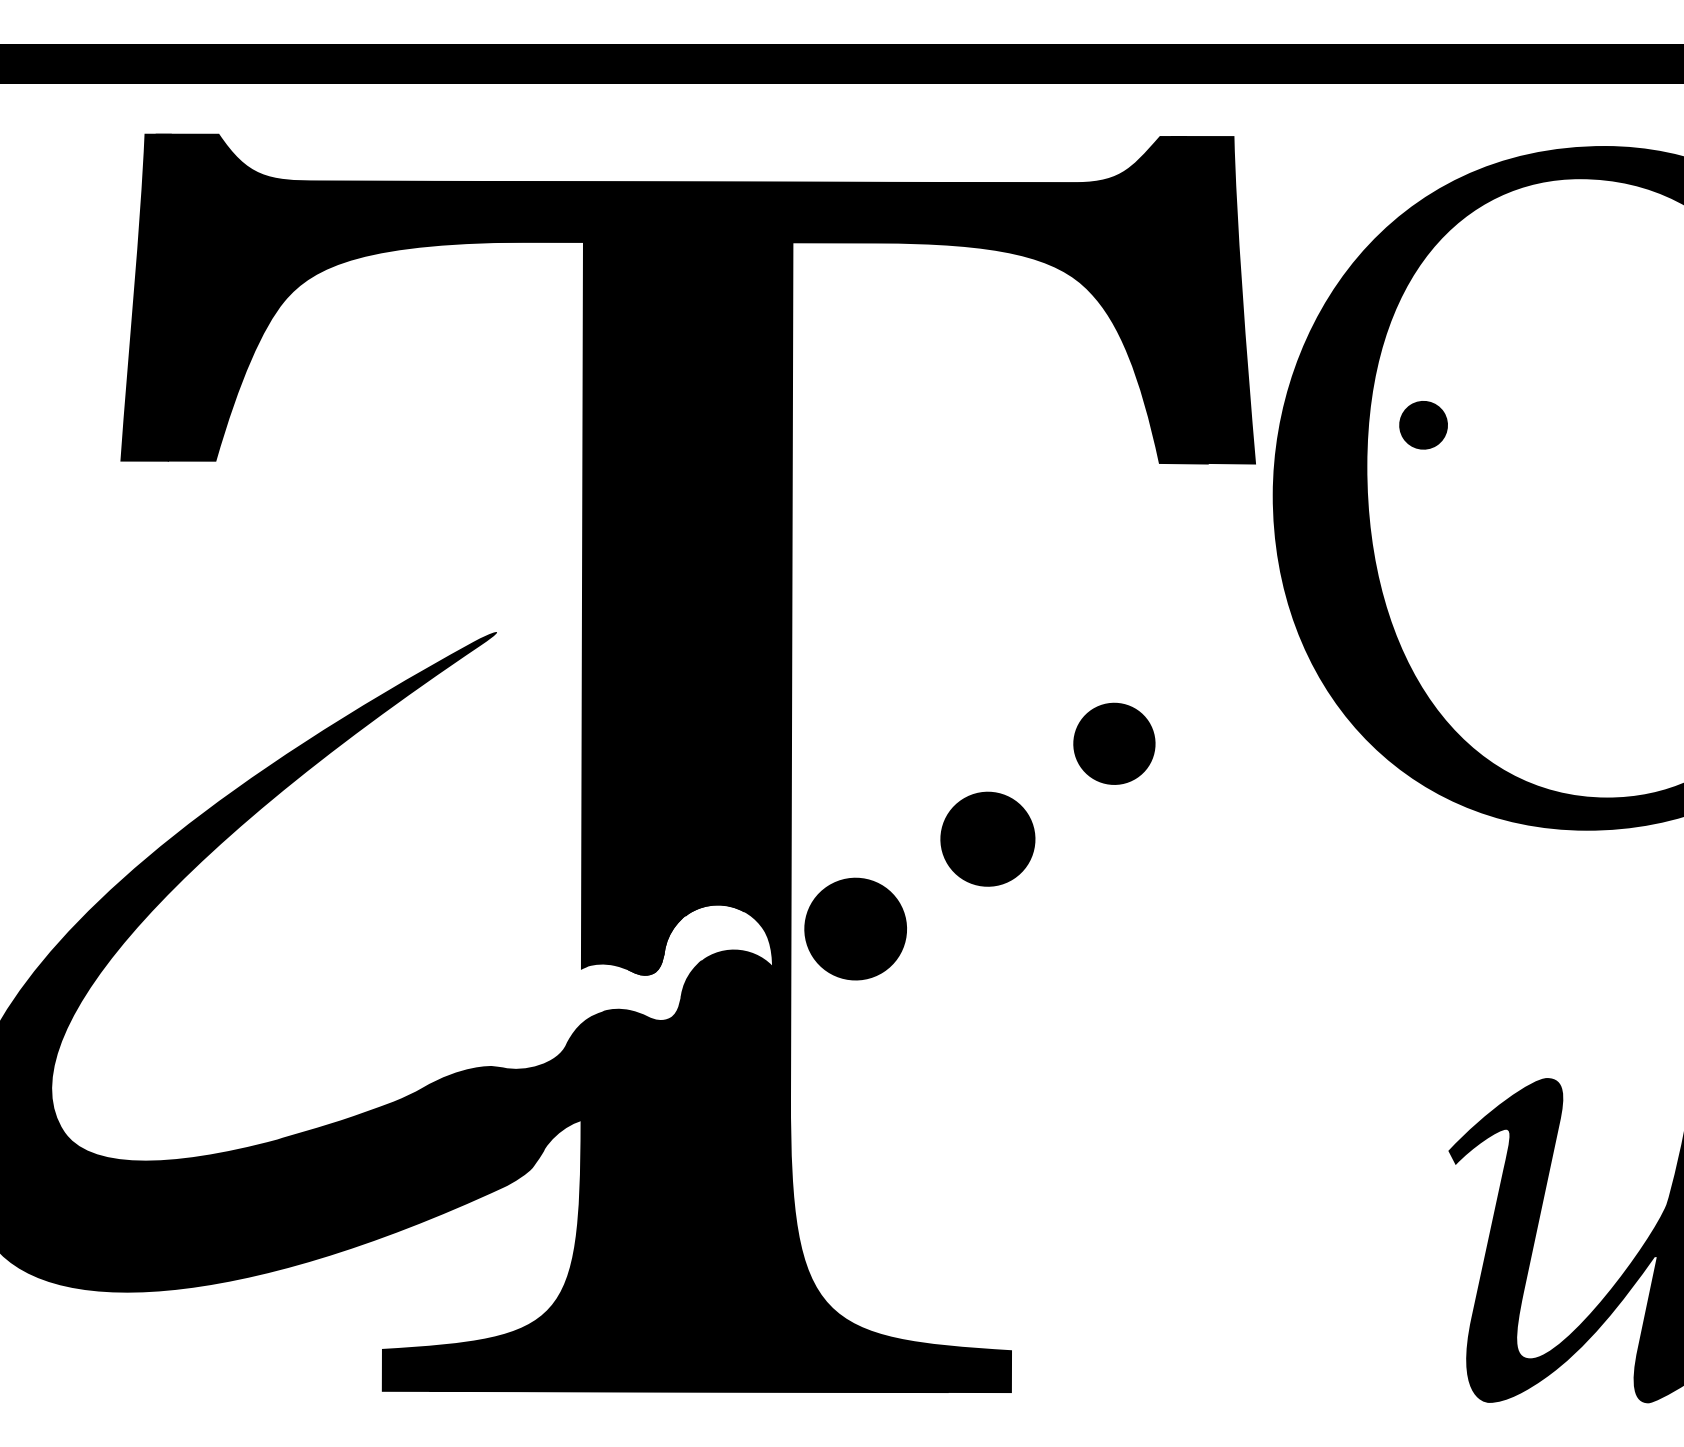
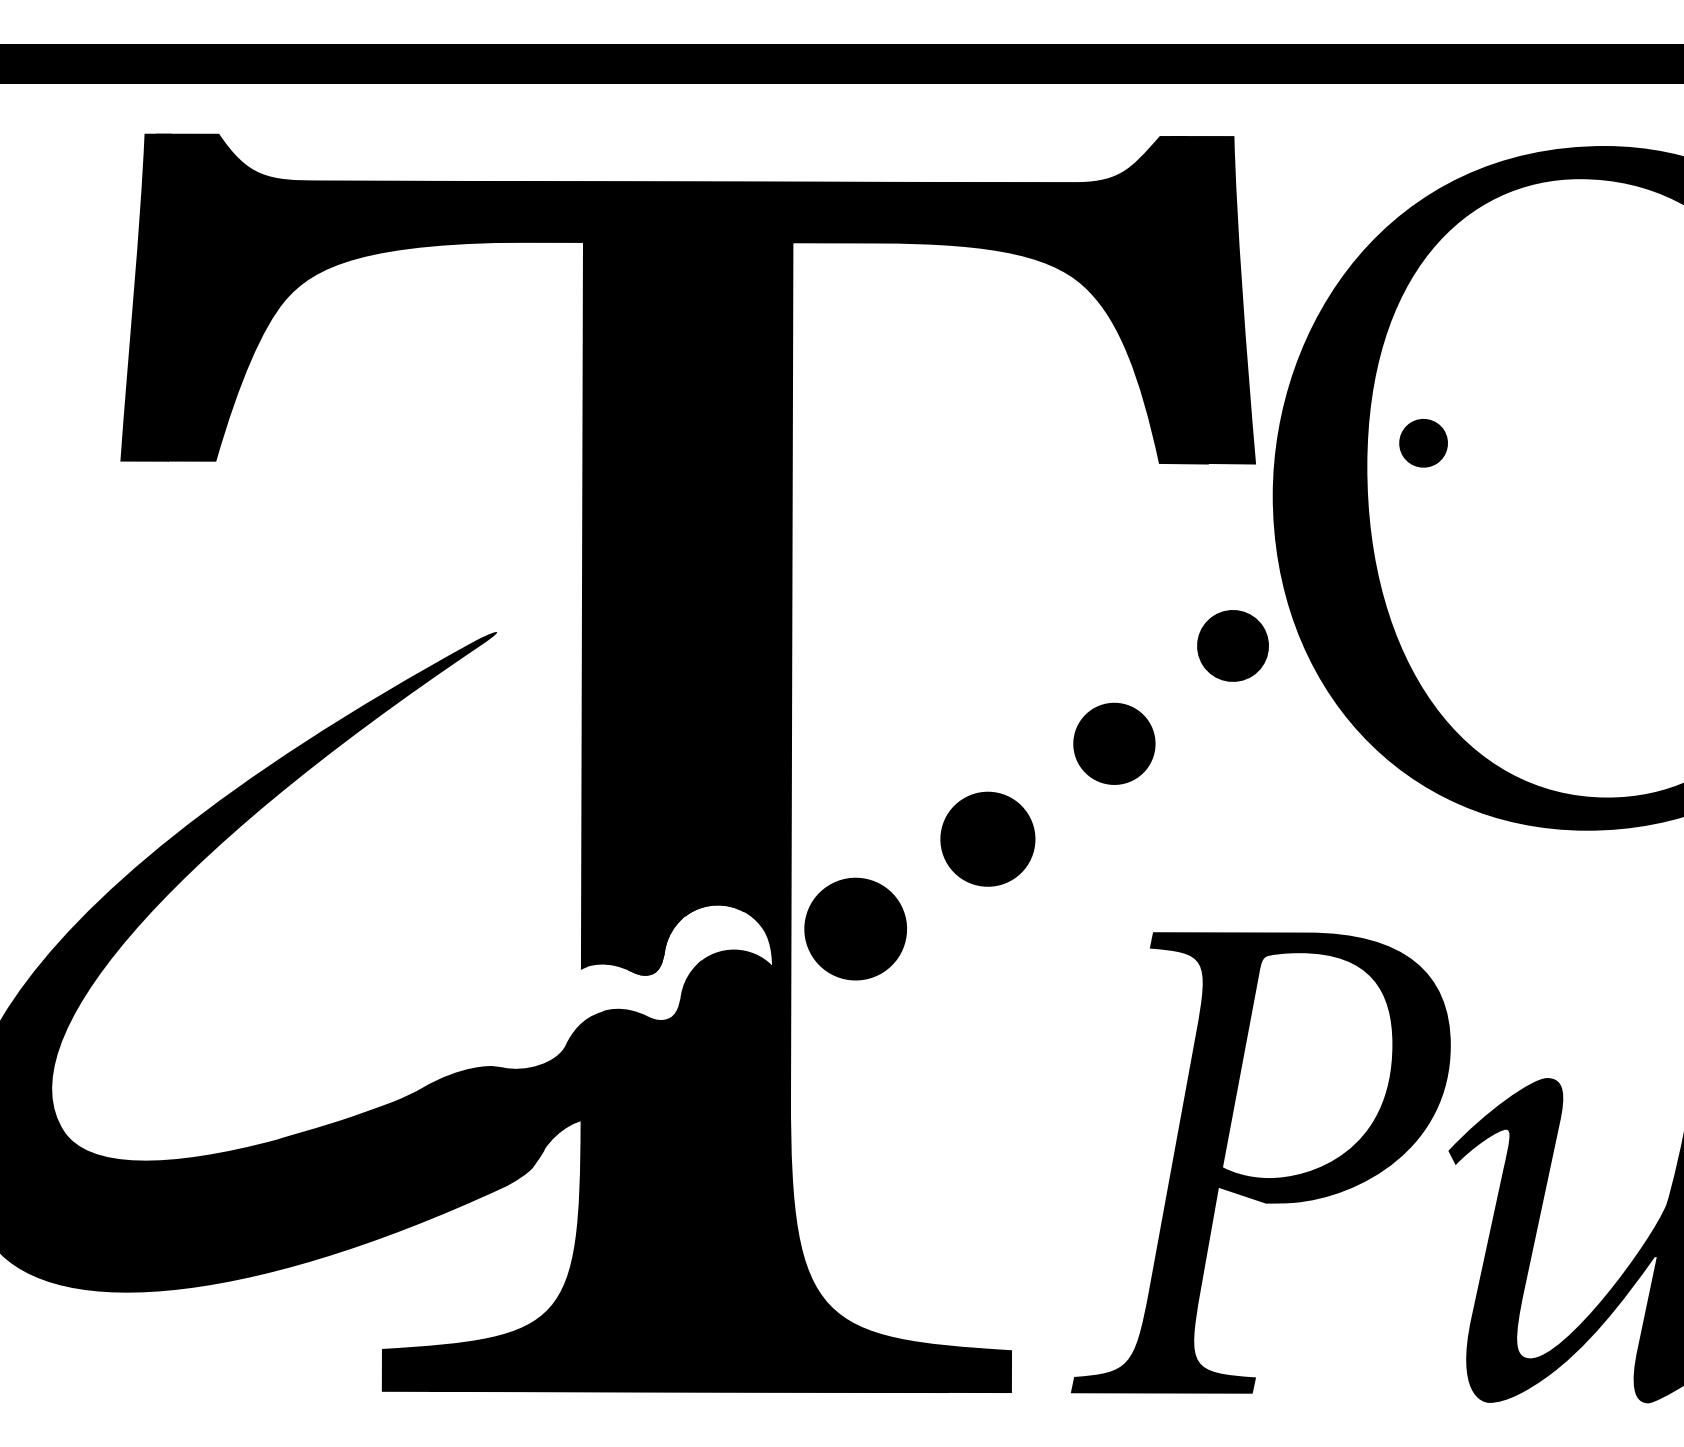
part position: (1423, 425) -> (1423, 443) (1423, 443)
fill: none -> present (1232, 645)
part: none -> present (1260, 1162)
